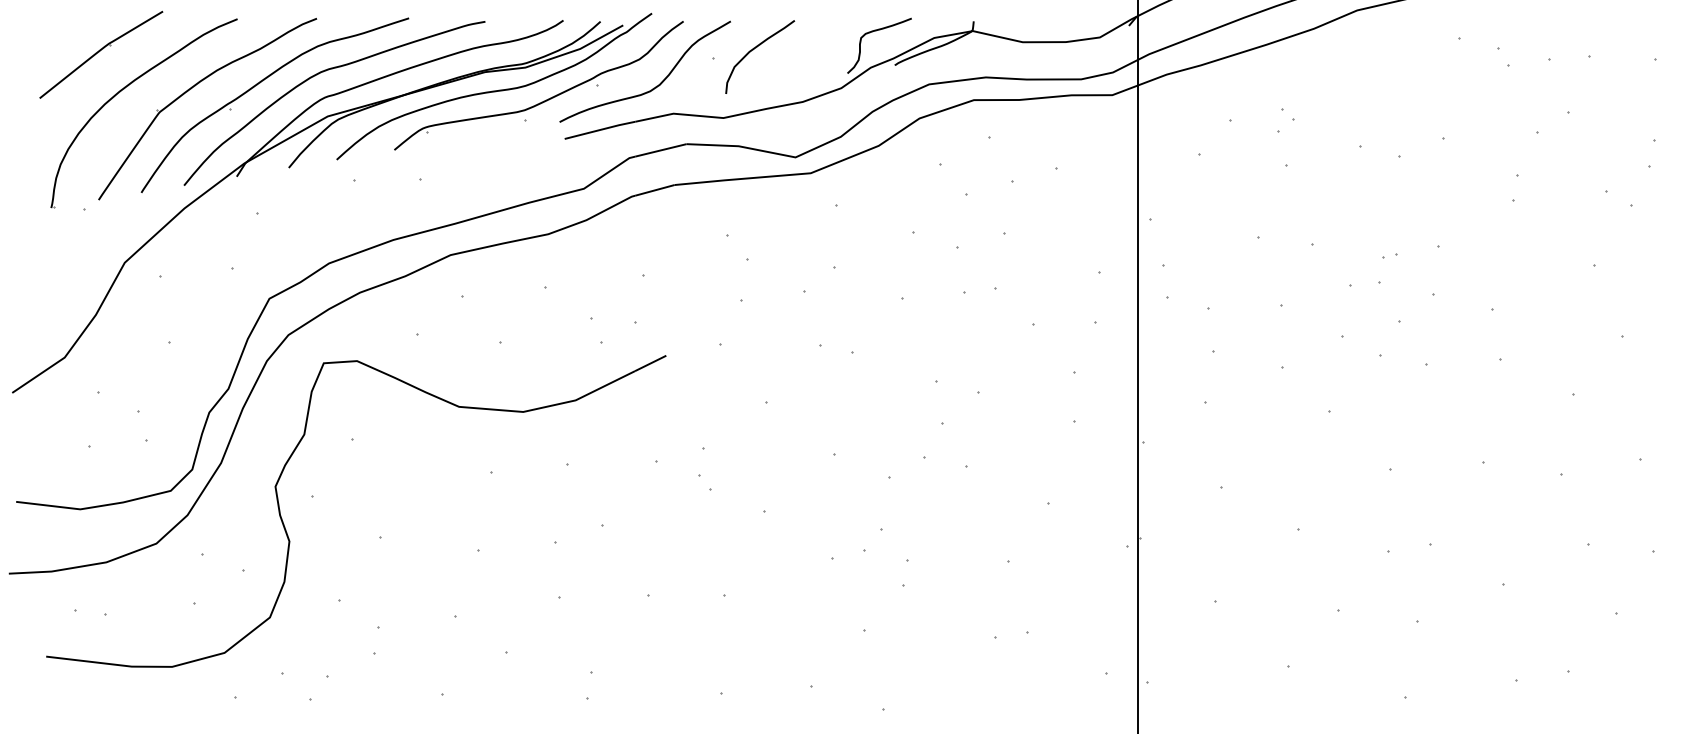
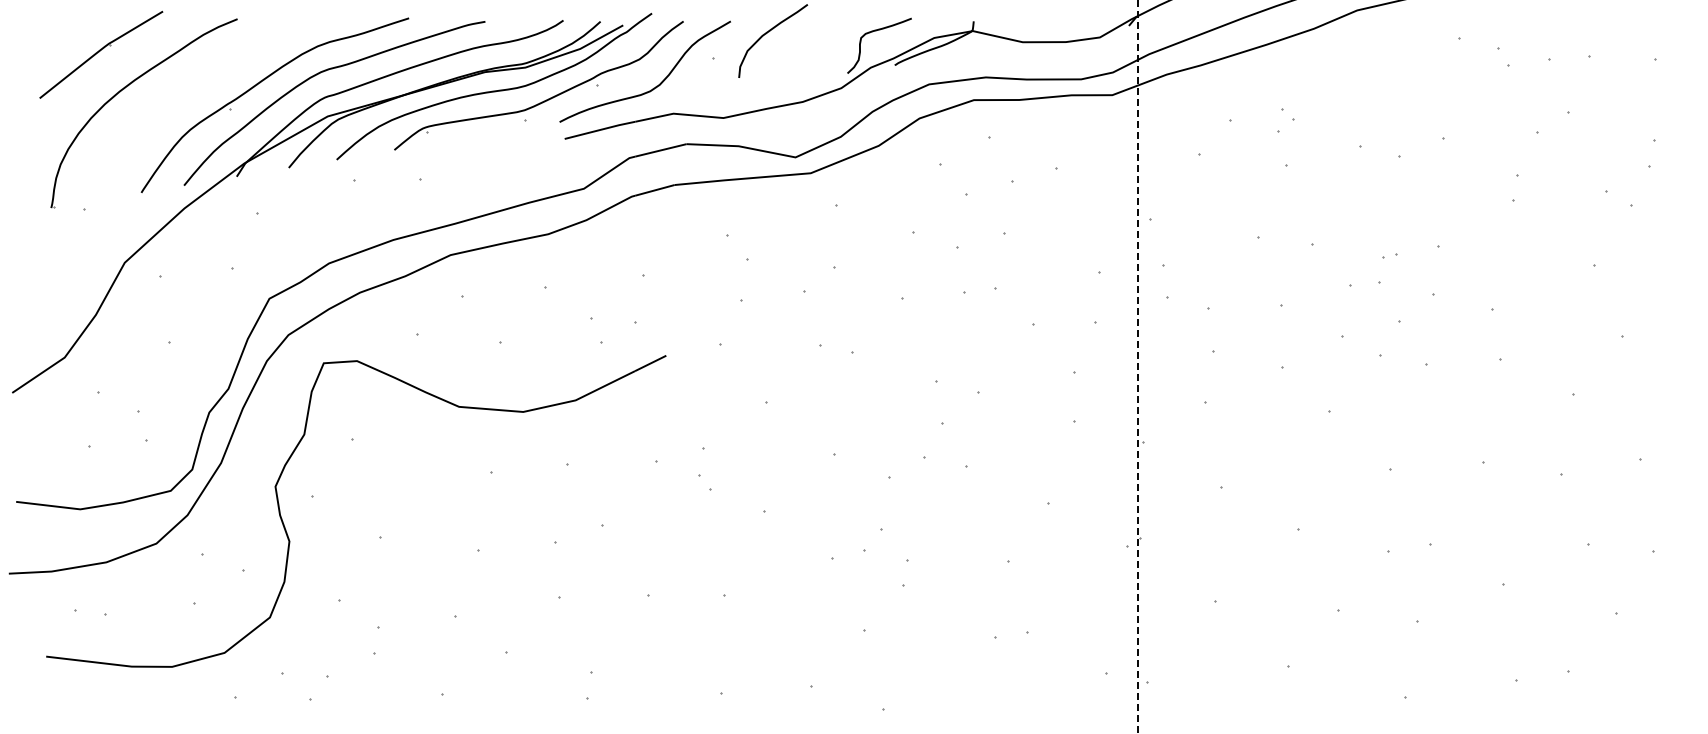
curve position: (754, 49) -> (767, 33) (767, 33)
part: present -> none (191, 89)
line: solid -> dashed (1138, 366)
